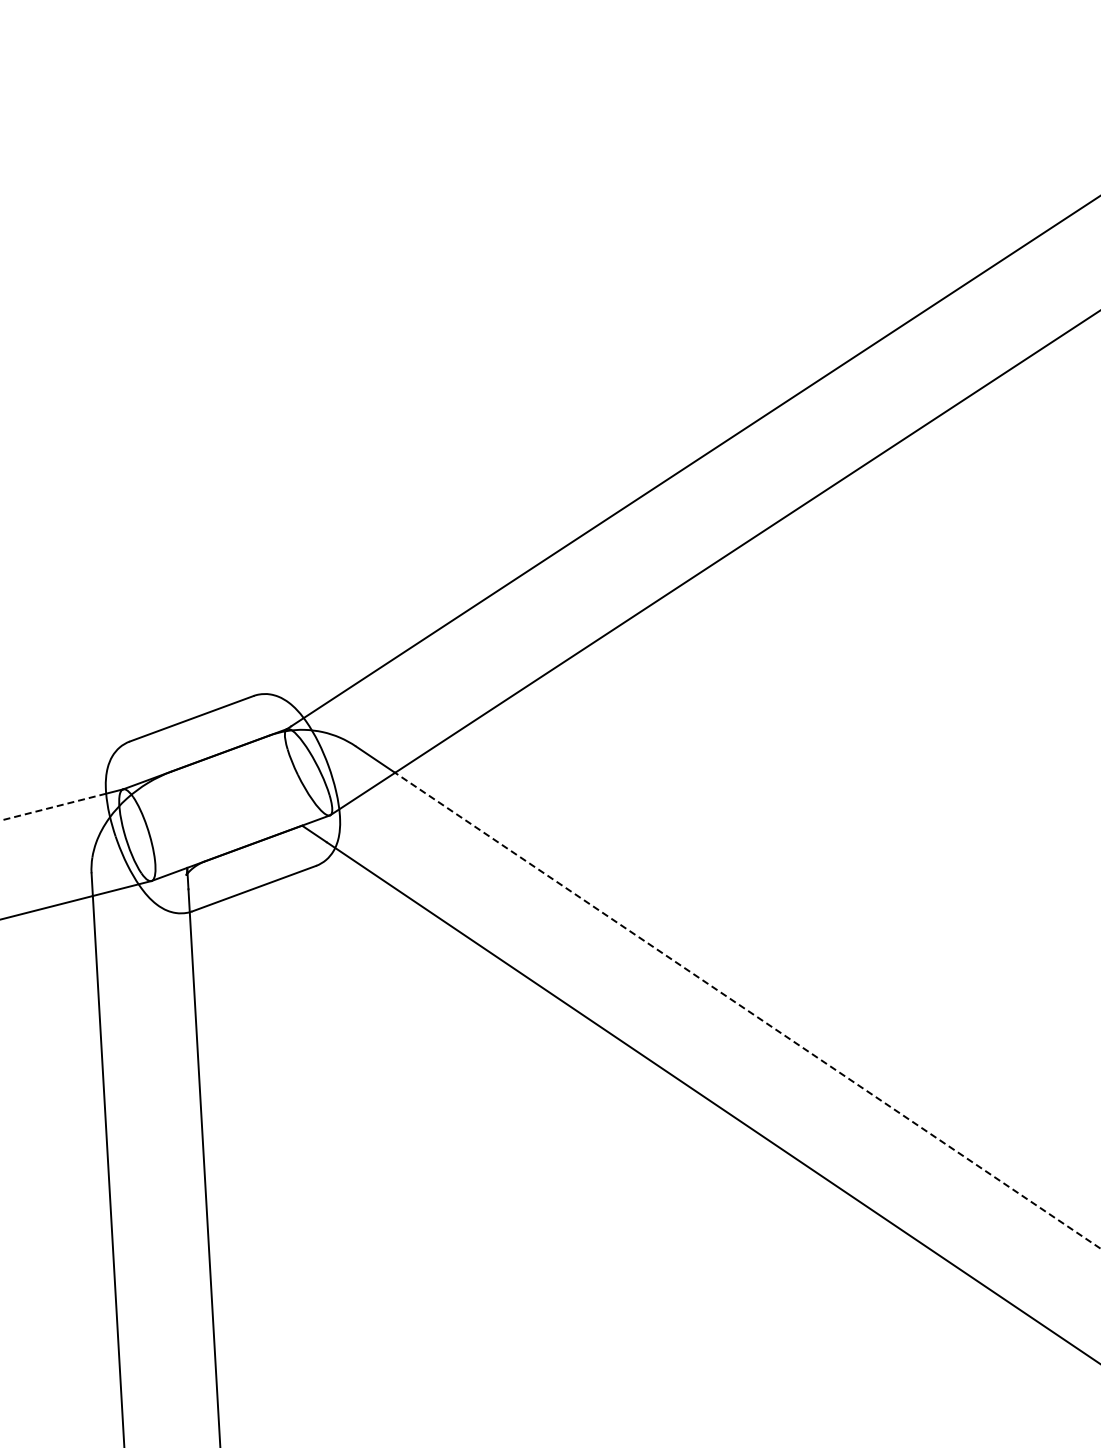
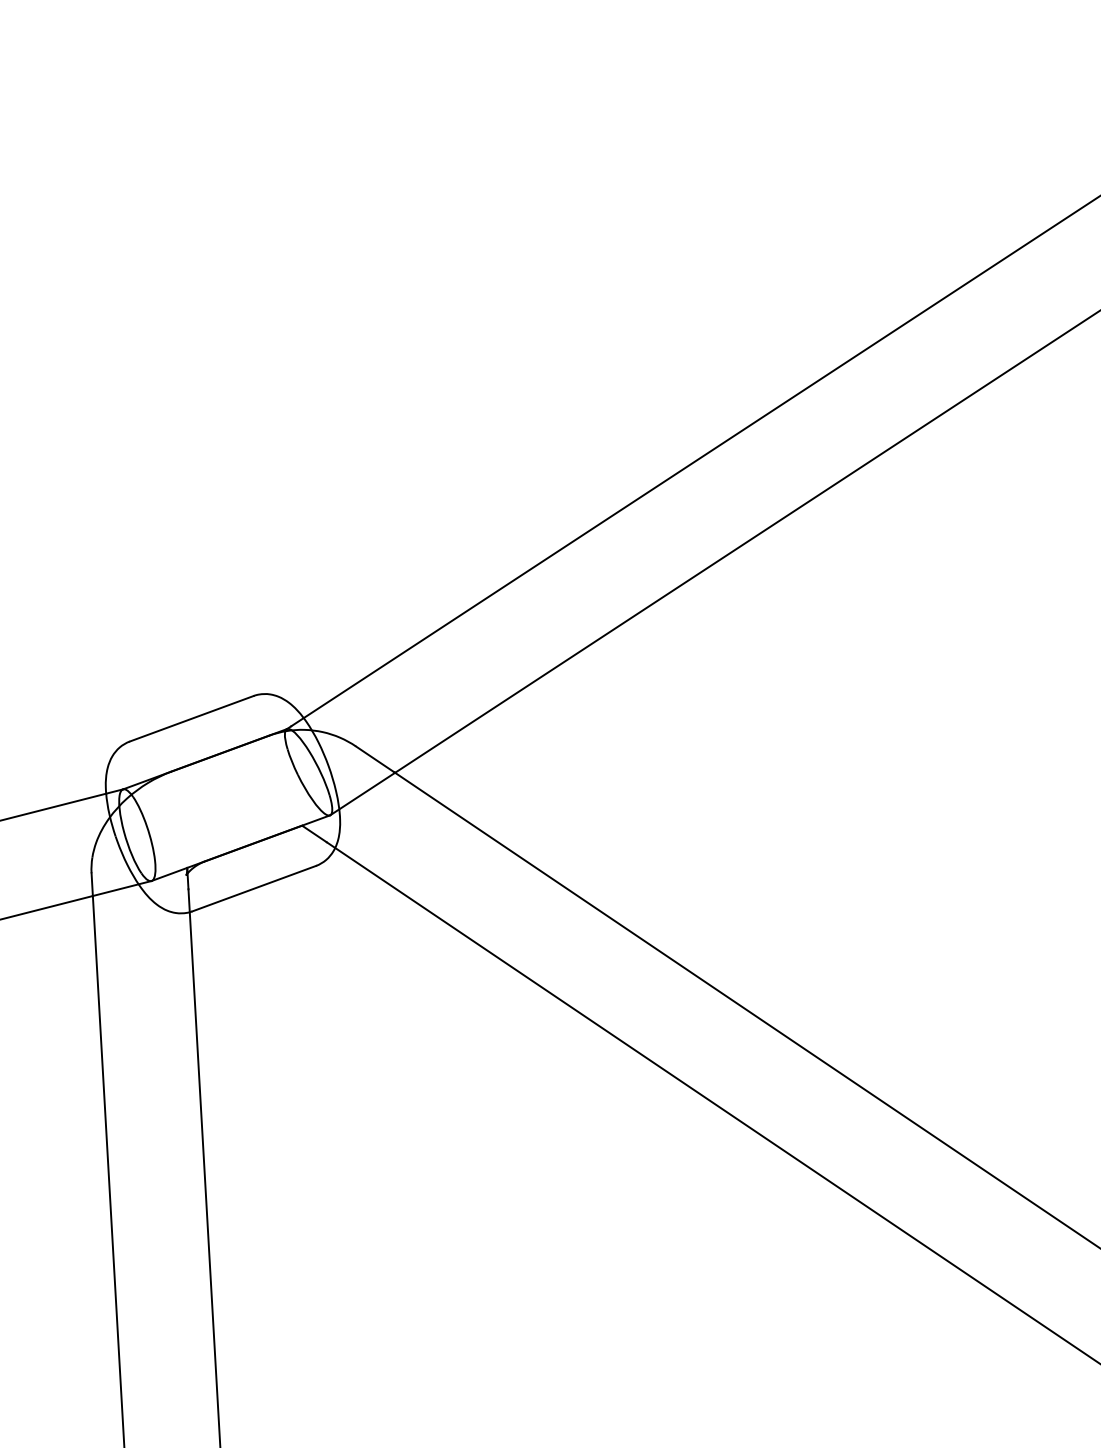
line: dashed -> solid (52, 807)
line: dashed -> solid (747, 1010)
